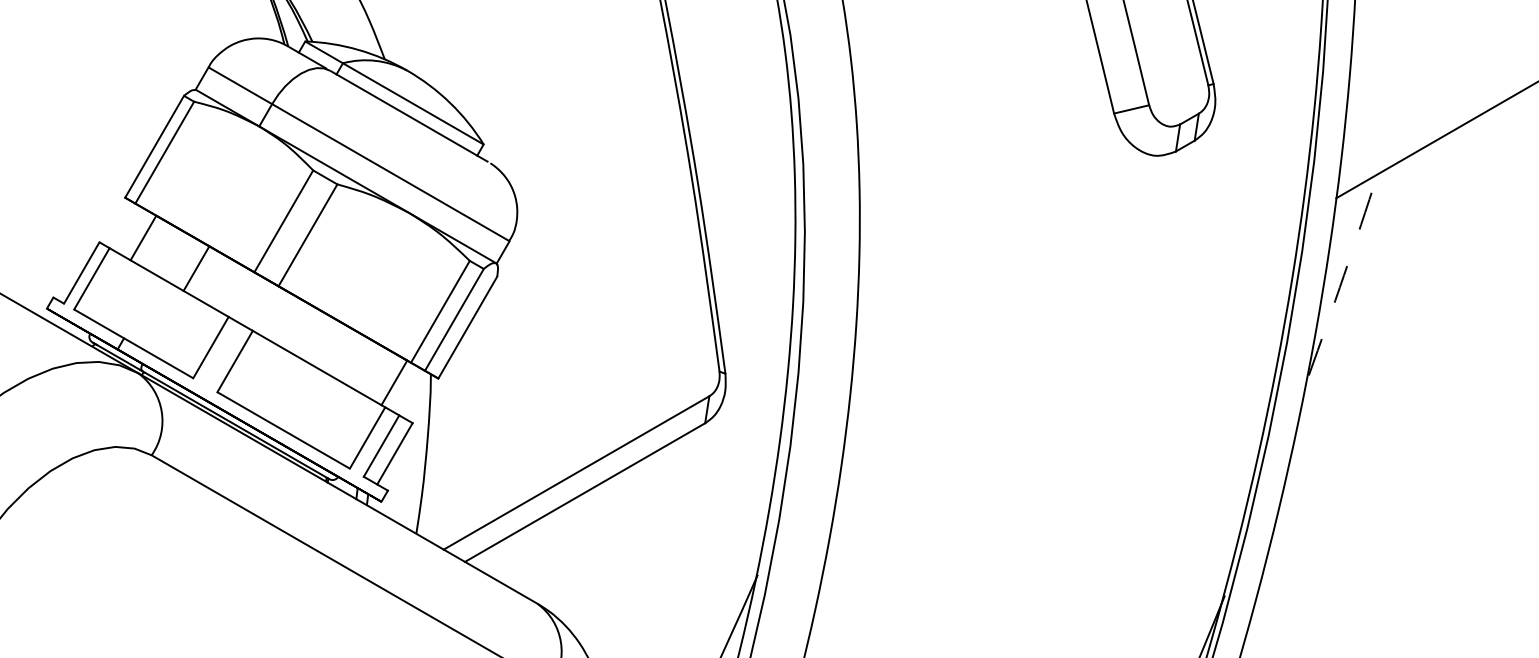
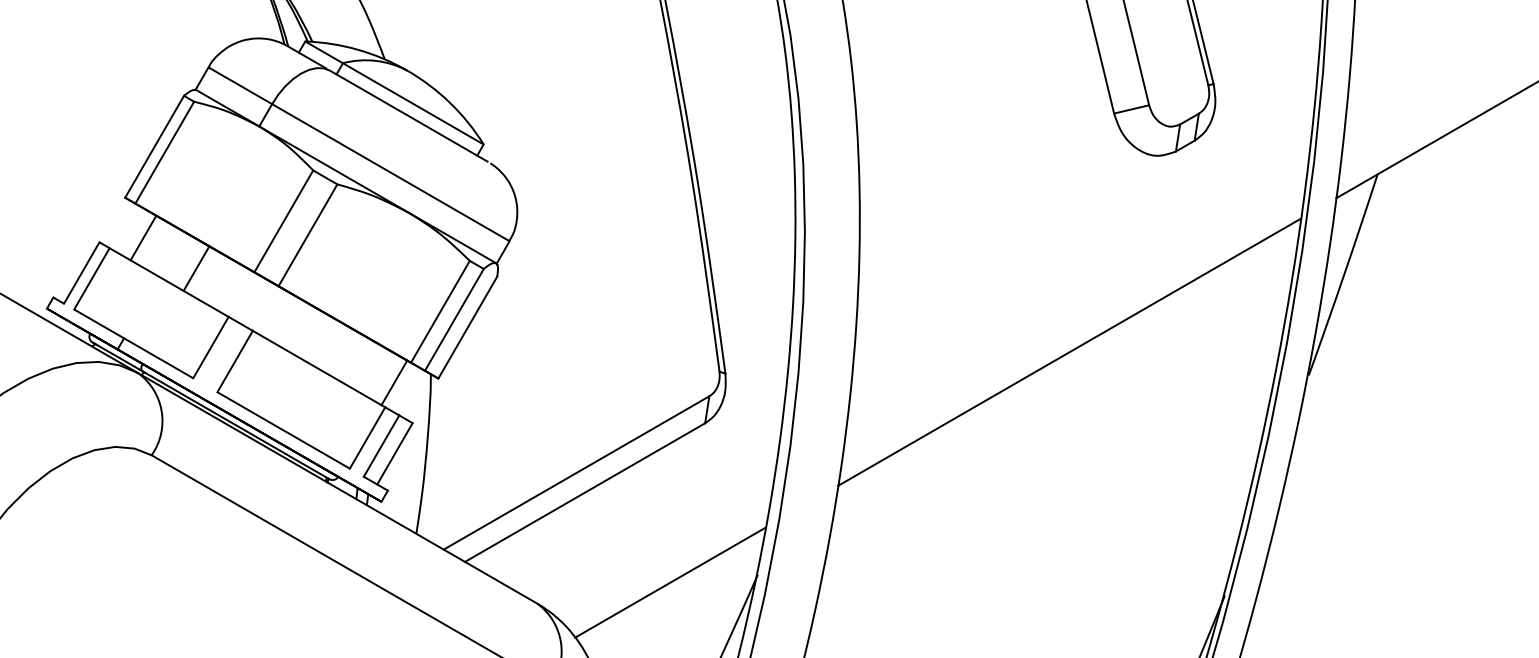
arc: dashed -> solid (1344, 275)
line: none -> present (1069, 351)
line: none -> present (670, 582)
